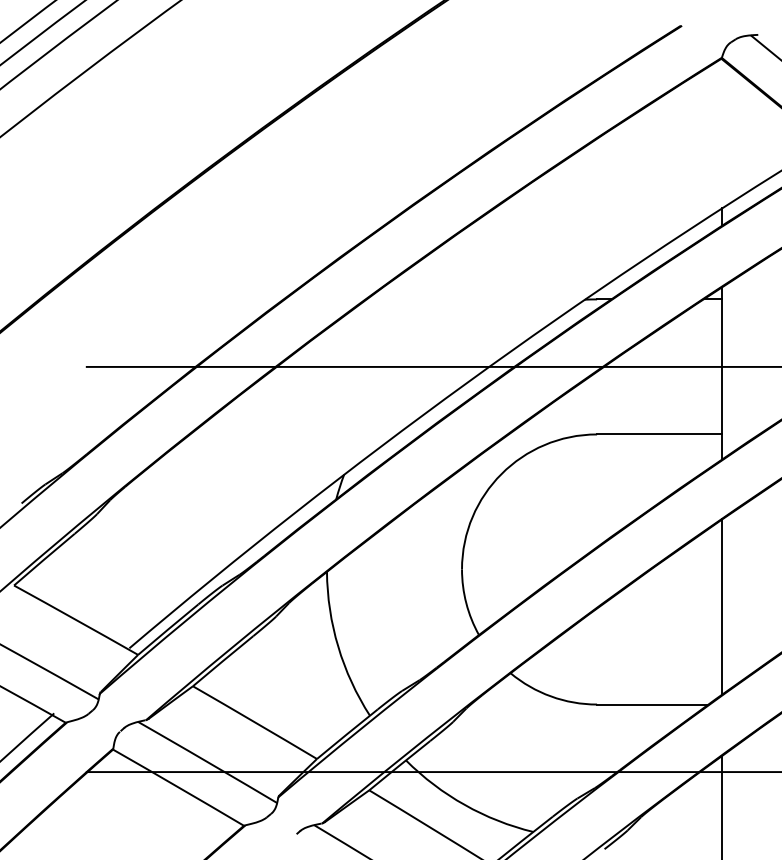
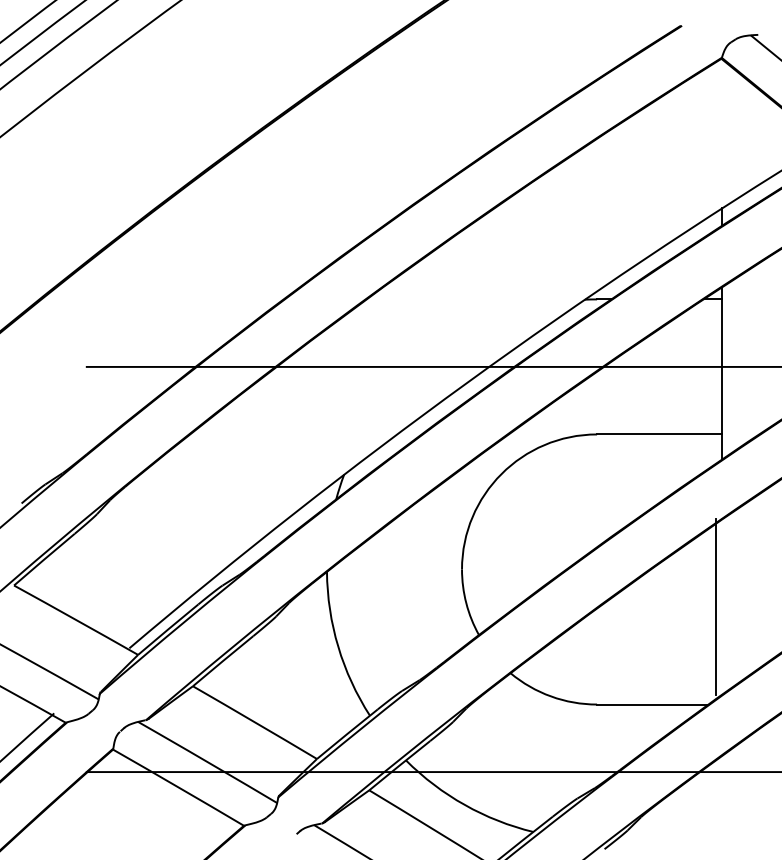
line position: (722, 606) -> (716, 606) (716, 606)
line: present -> none (722, 805)
